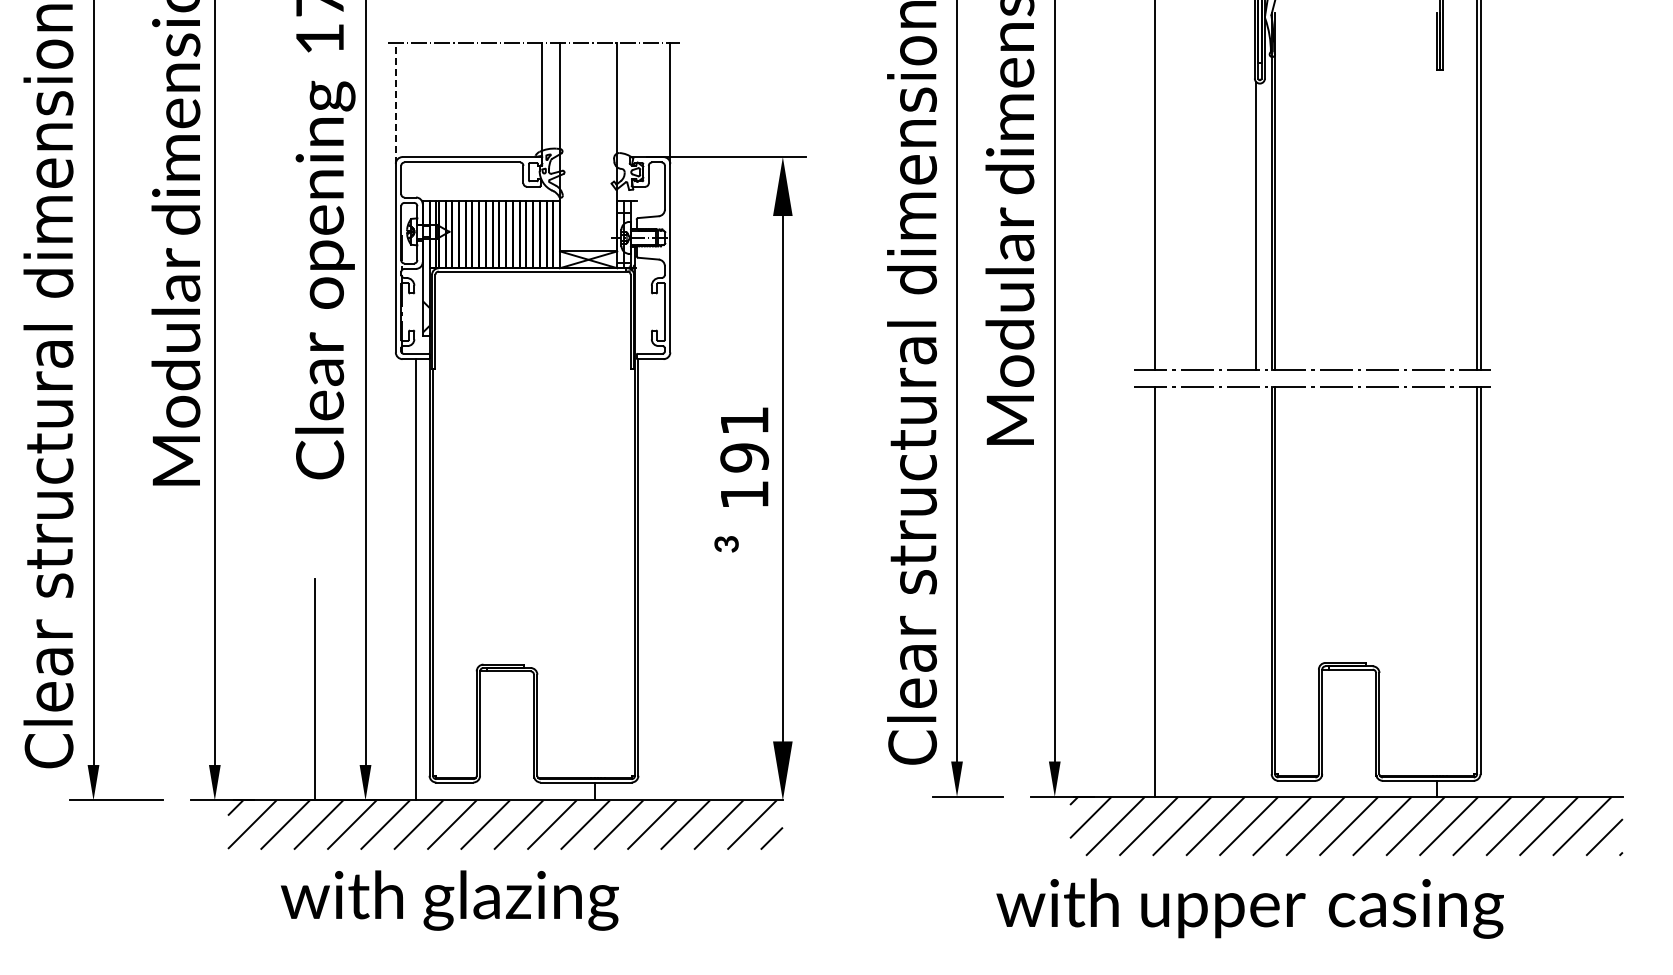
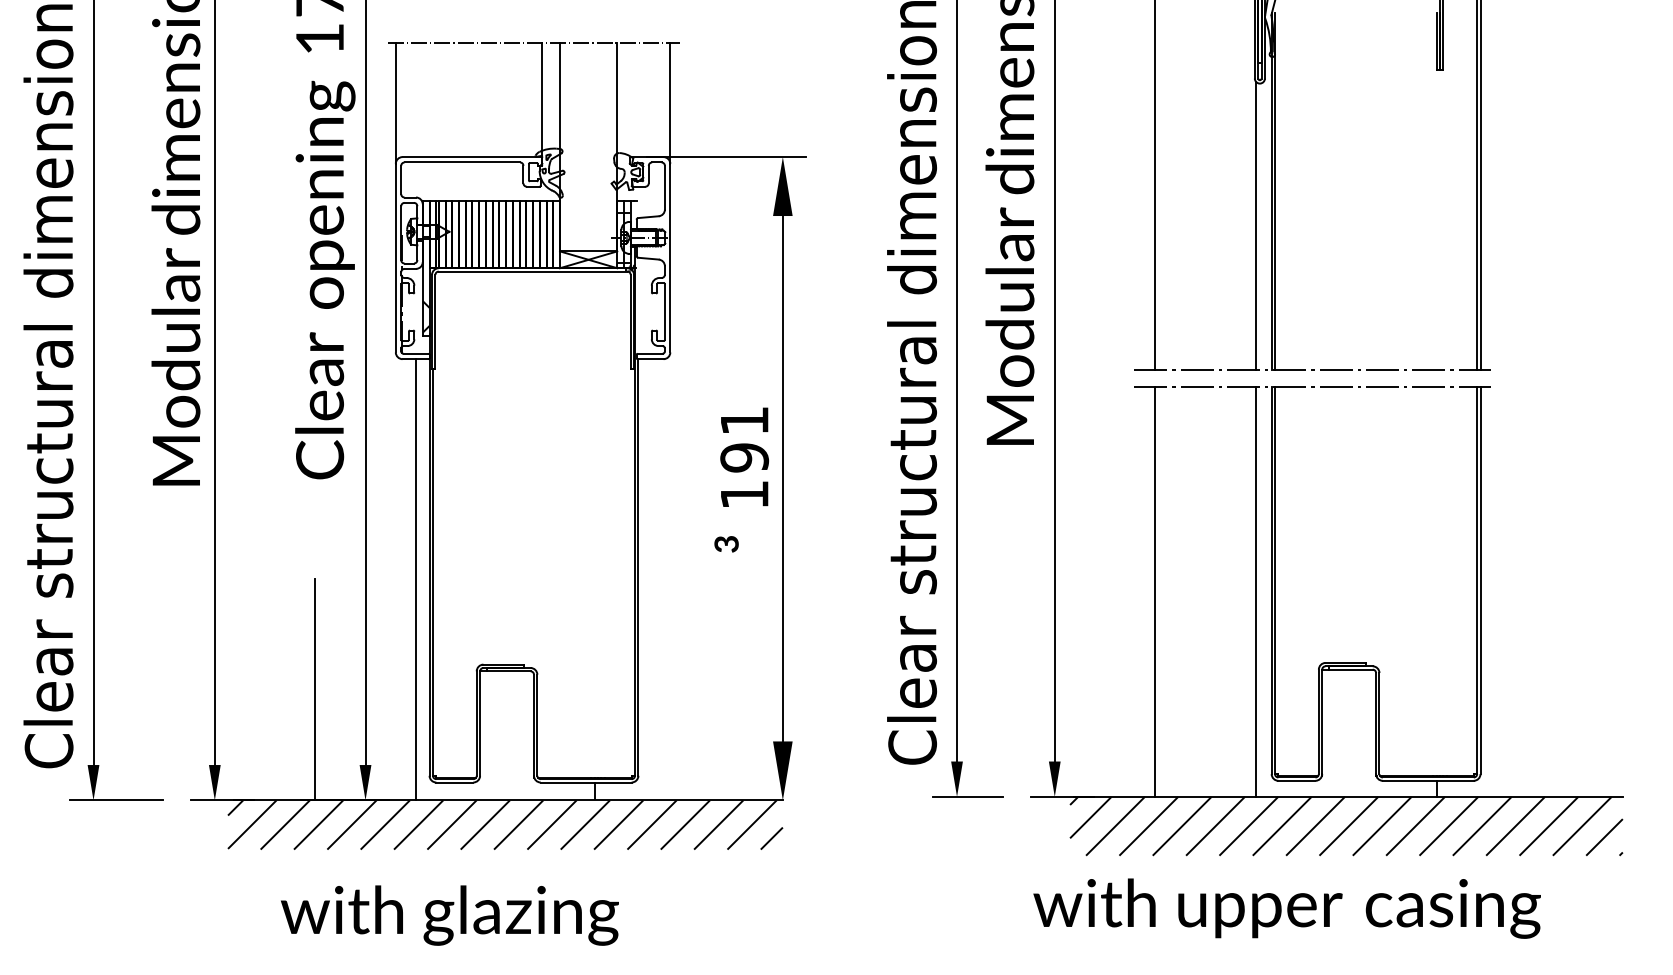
line: dashed -> solid (395, 103)
line: none -> present (1255, 591)
text position: (449, 900) -> (449, 915) (449, 915)
text position: (1249, 908) -> (1286, 908) (1286, 908)
